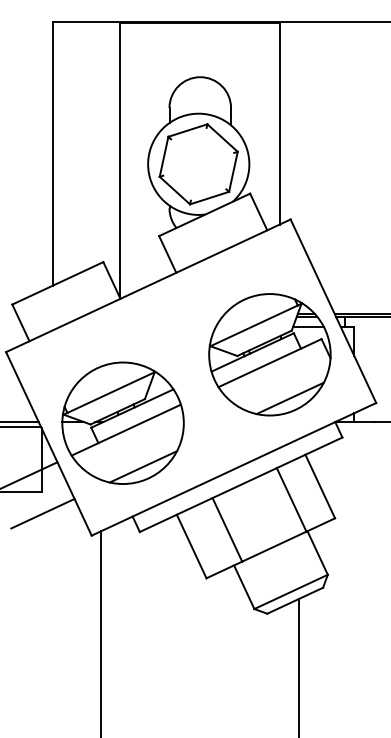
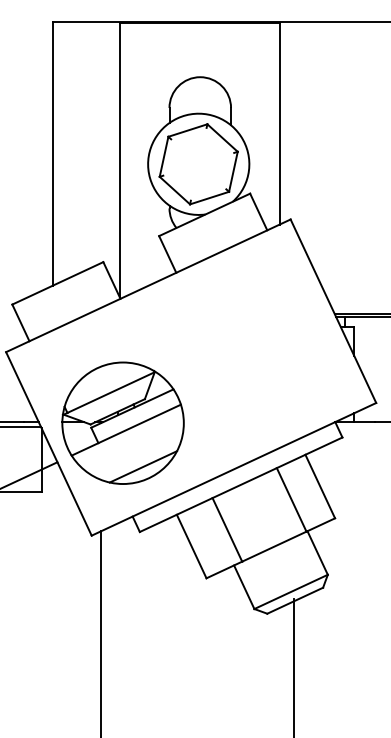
part: present -> none (269, 354)
line: present -> none (42, 513)
line position: (298, 666) -> (293, 666) (293, 666)
